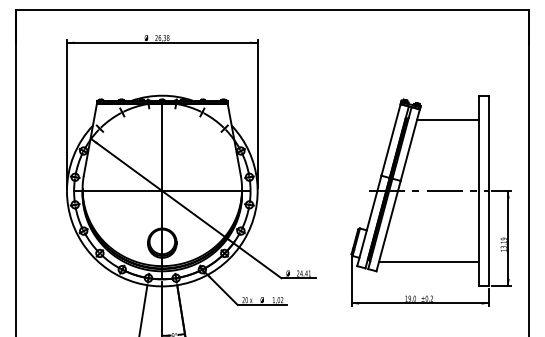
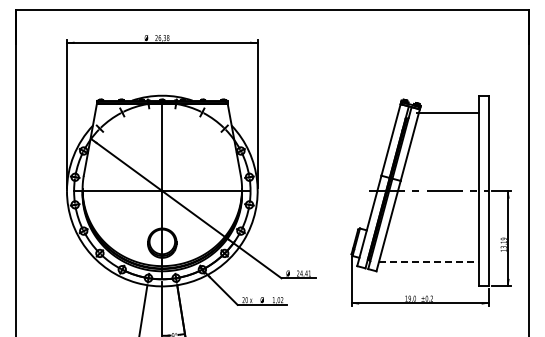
line position: (448, 119) -> (448, 112) (448, 112)
line: solid -> dashed (429, 262)
